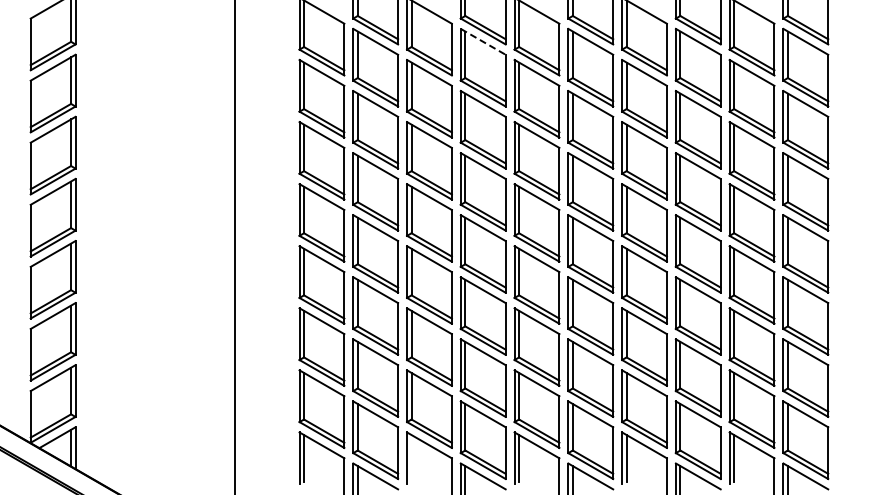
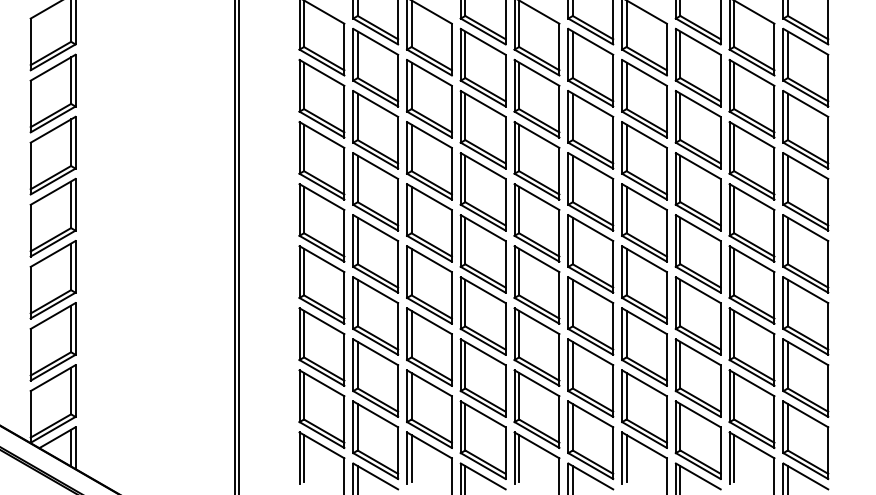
line: dashed -> solid (483, 41)
line: none -> present (239, 246)
line: none -> present (411, 458)
